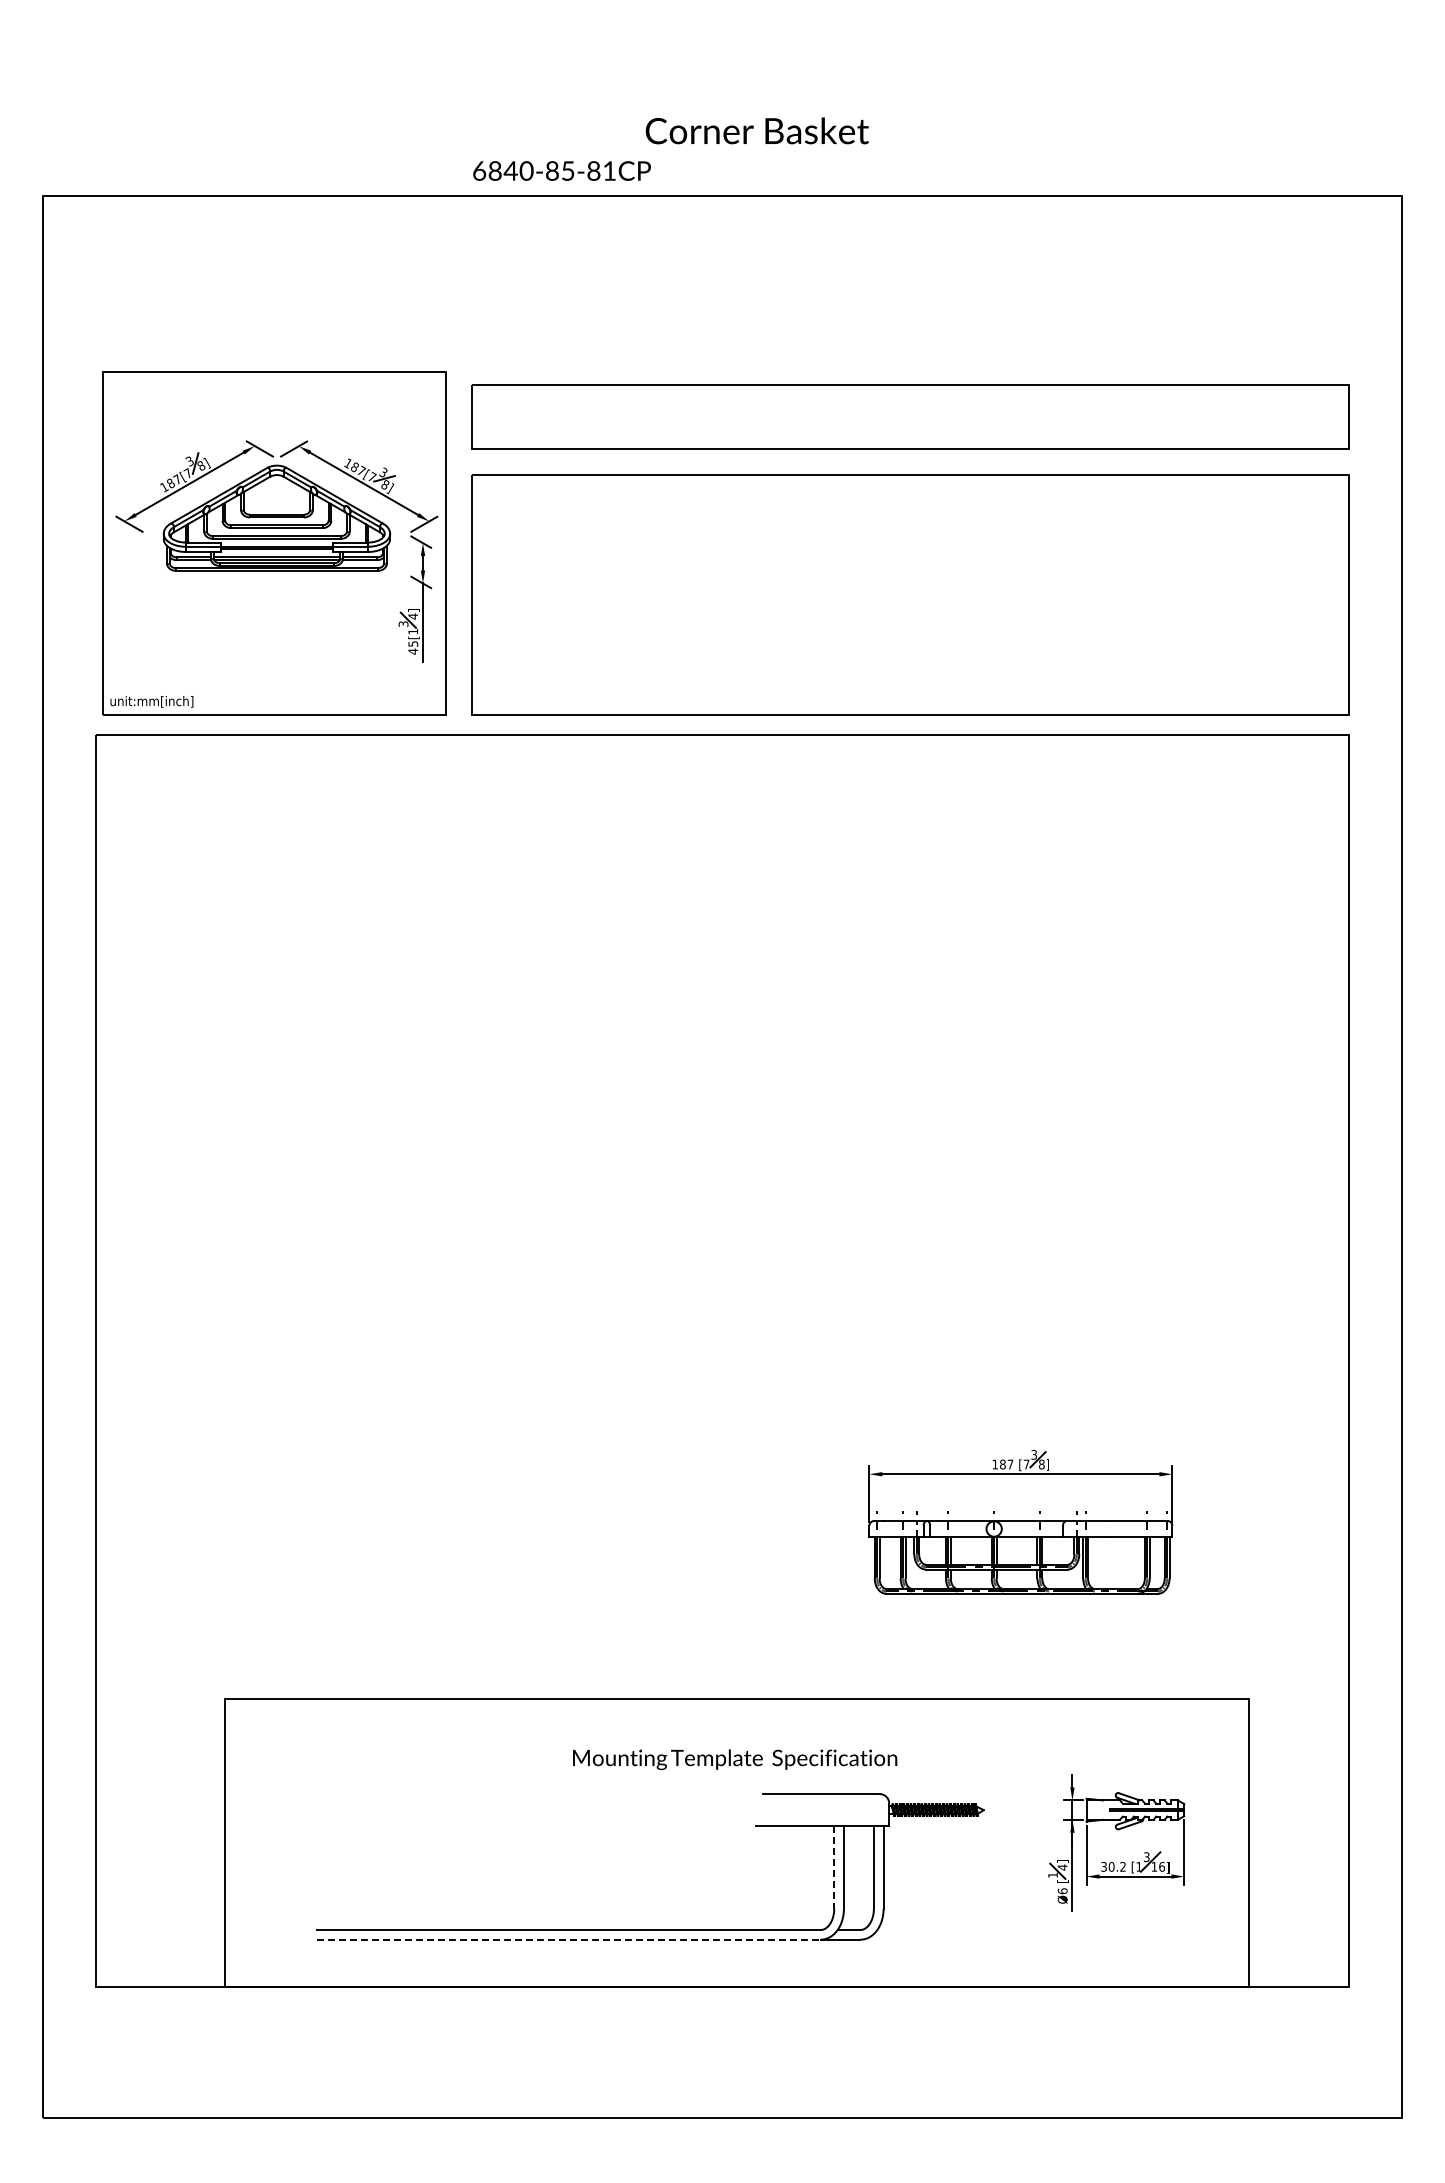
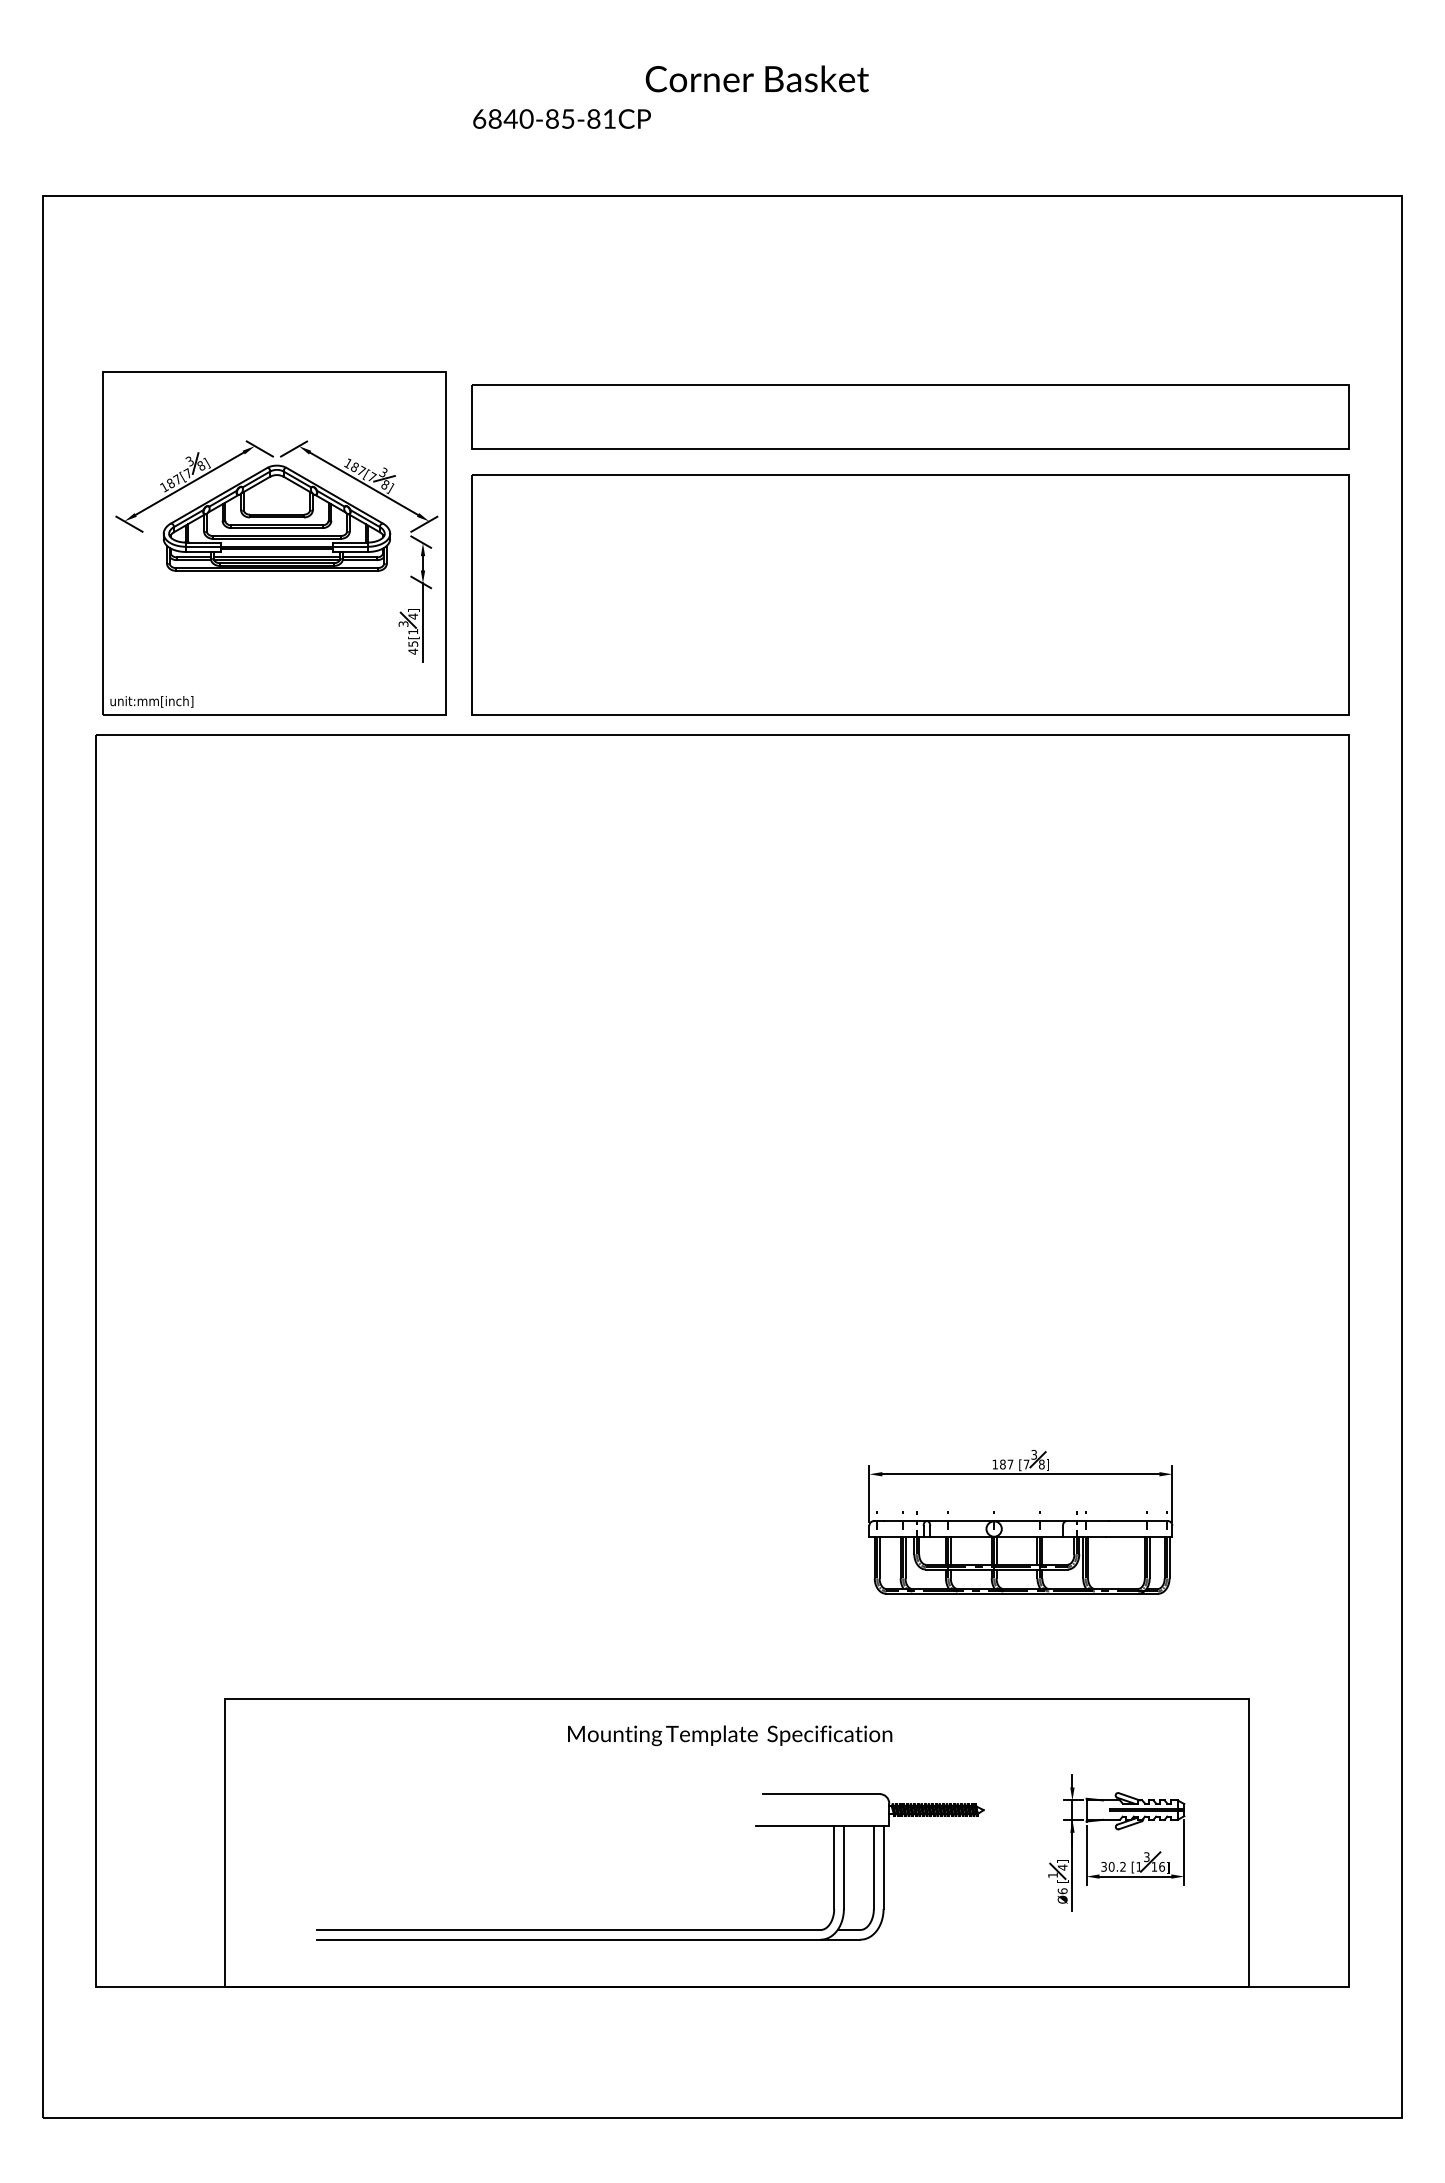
text position: (670, 148) -> (670, 96) (670, 96)
text position: (735, 1759) -> (730, 1735) (730, 1735)
line: dashed -> solid (834, 1867)
line: dashed -> solid (568, 1939)
